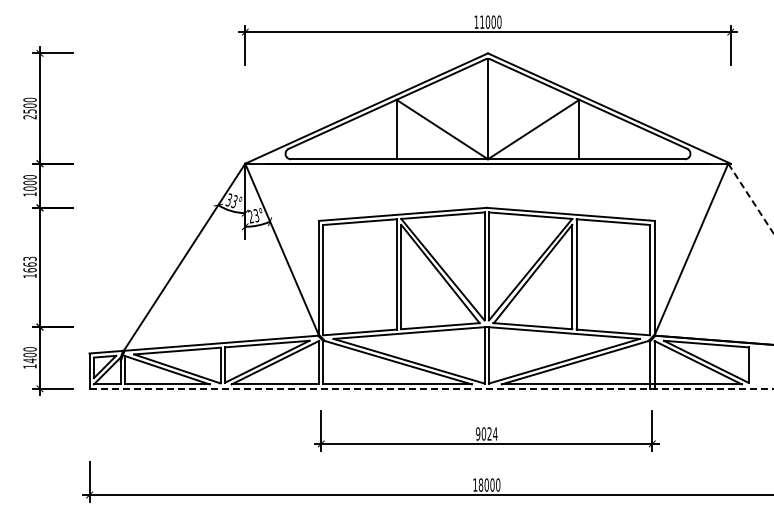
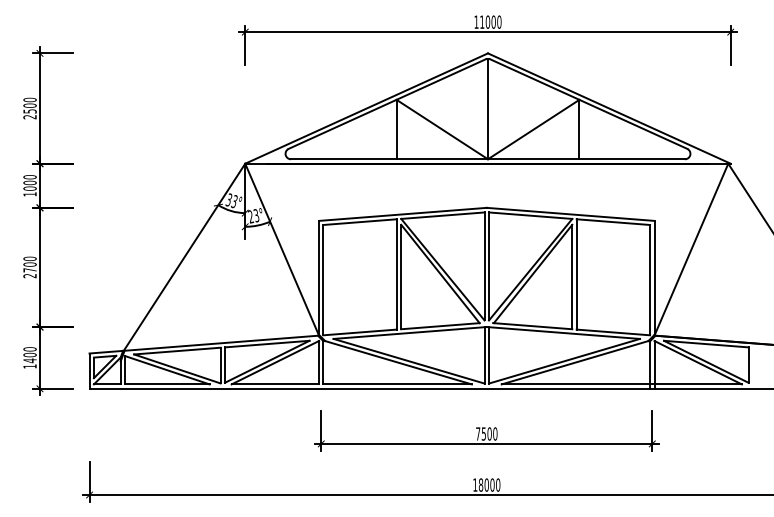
line: dashed -> solid (751, 198)
text: 1663 -> 2700 (29, 267)
line: dashed -> solid (431, 388)
text: 9024 -> 7500 (486, 433)
